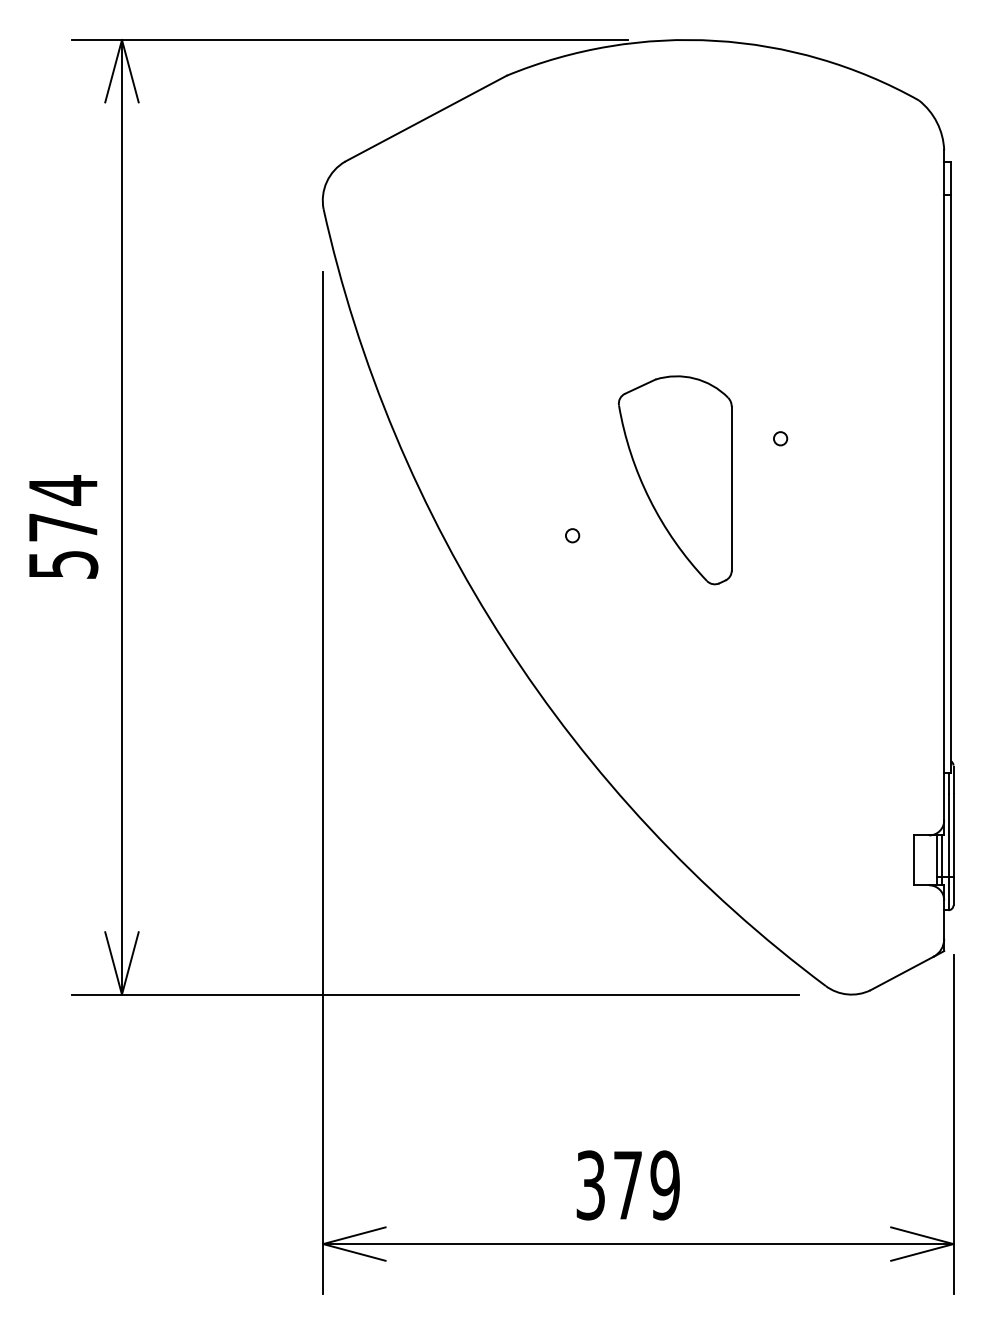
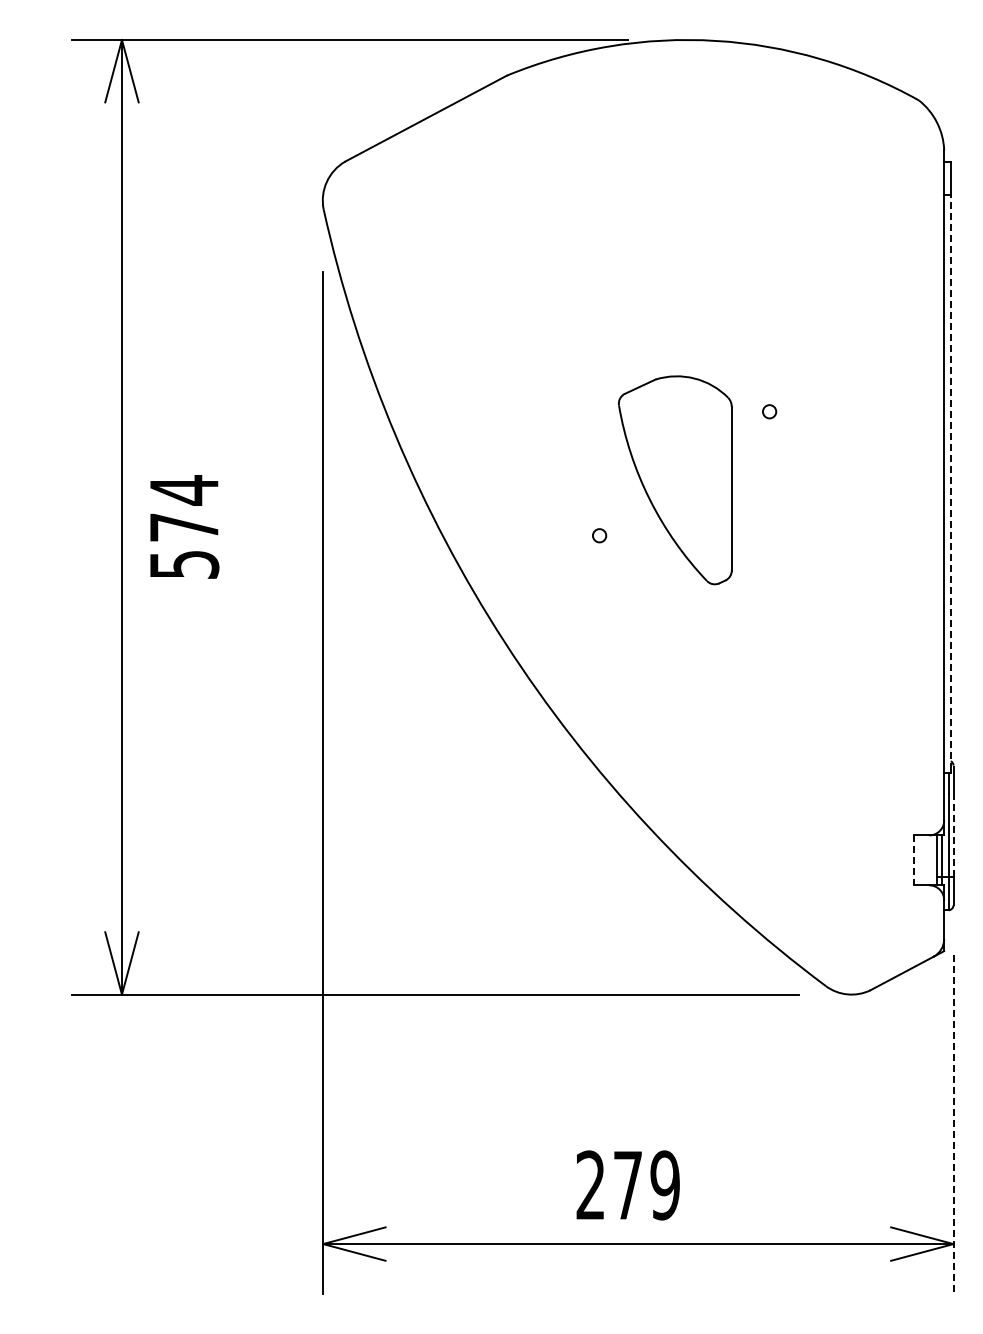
circle position: (780, 438) -> (769, 411) (769, 411)
line: solid -> dashed (950, 482)
text position: (63, 526) -> (184, 526) (184, 526)
circle position: (572, 535) -> (599, 535) (599, 535)
line: solid -> dashed (953, 835)
line: solid -> dashed (914, 860)
line: solid -> dashed (953, 1124)
text: 379 -> 279 (590, 1185)
